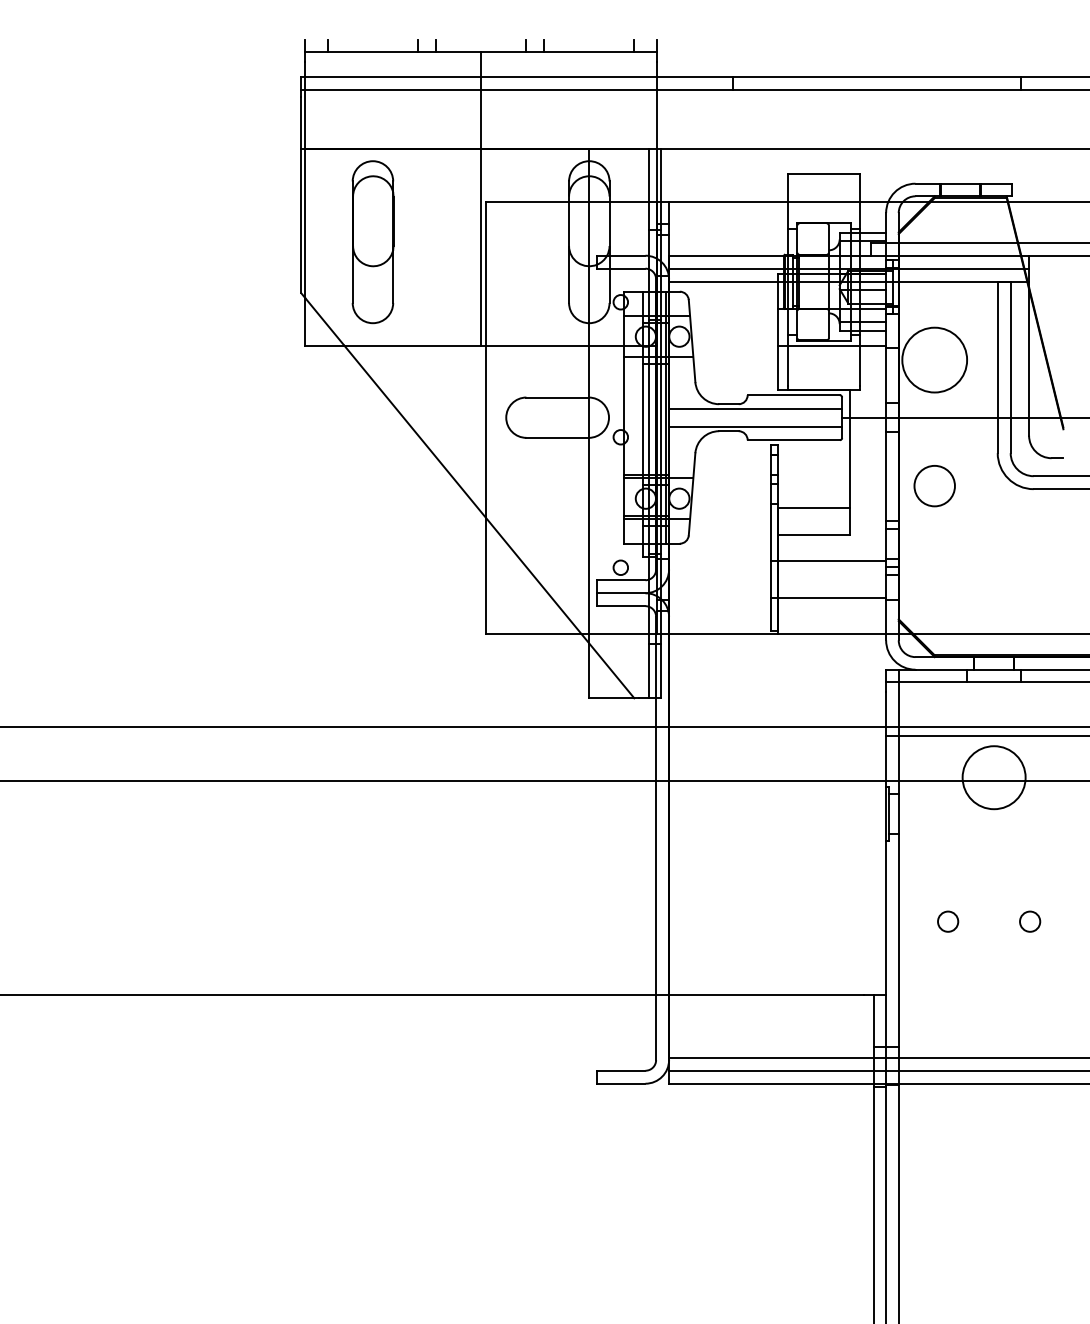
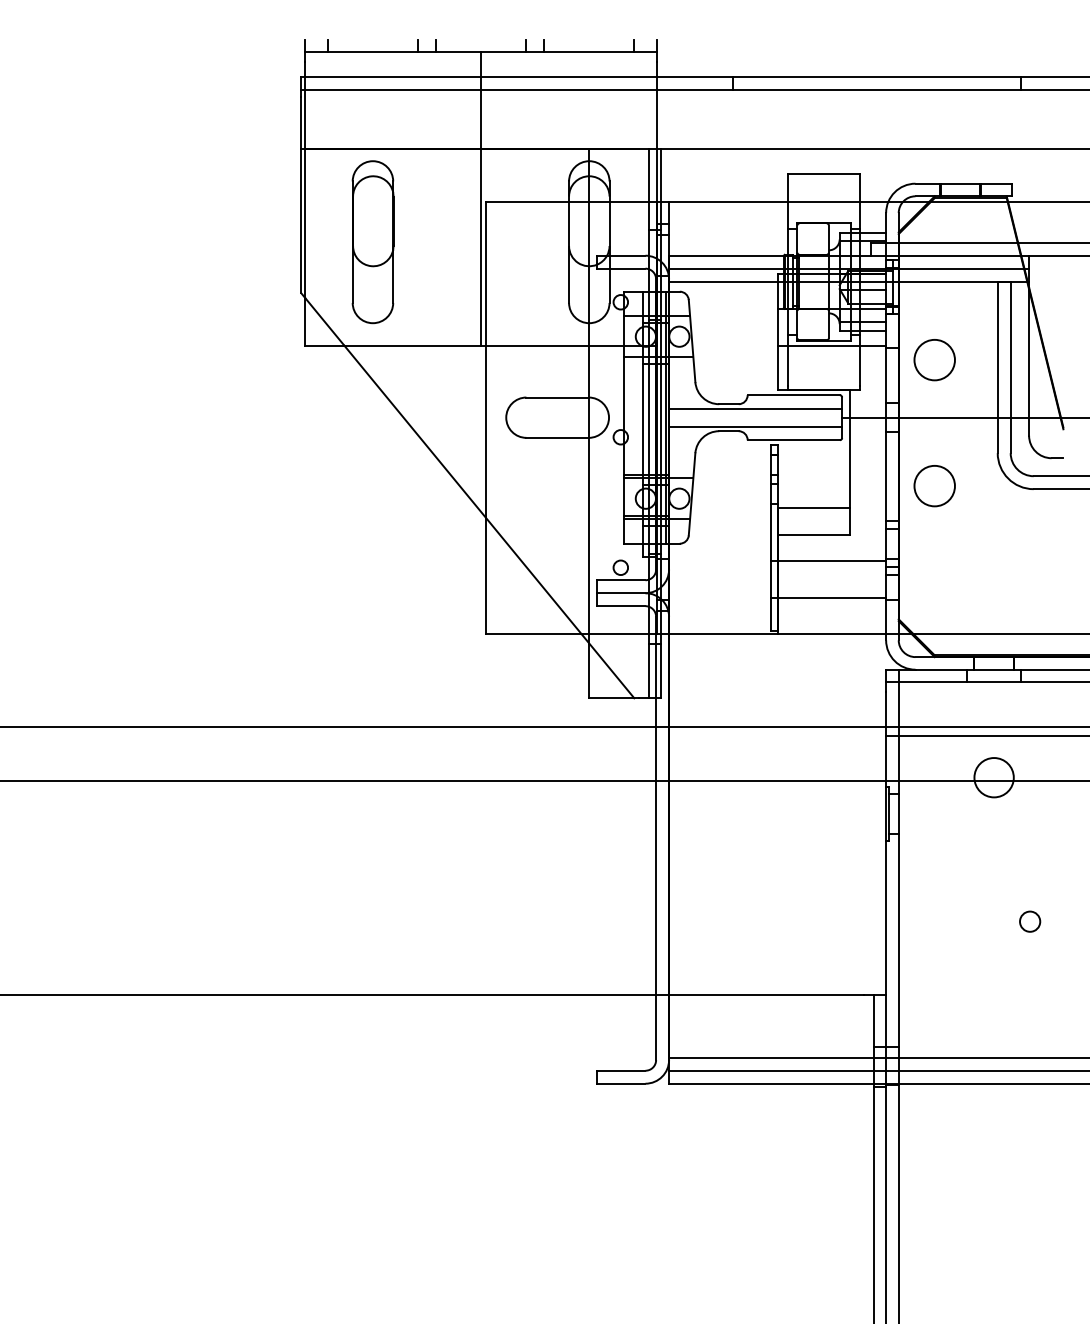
circle diameter: 65 px -> 40 px (934, 359)
circle diameter: 63 px -> 39 px (993, 777)
circle: present -> none (948, 921)
